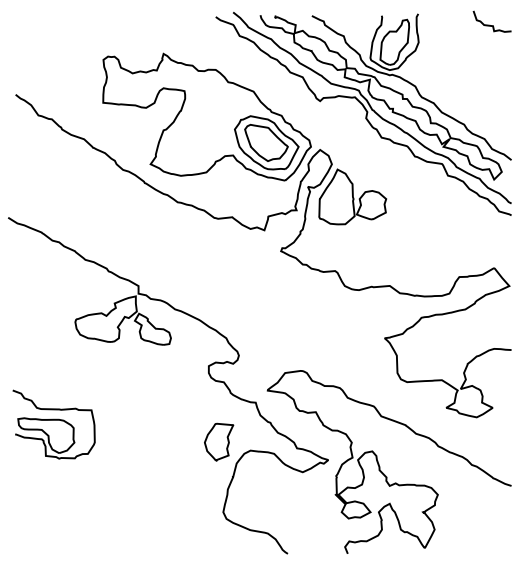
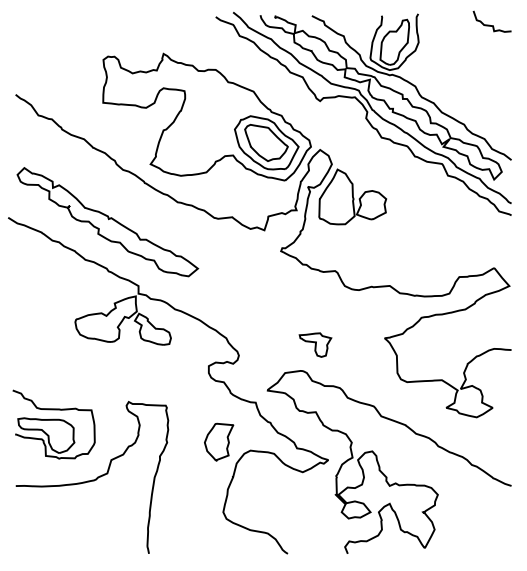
part: none -> present (107, 222)
part: none -> present (315, 344)
curve: none -> present (92, 479)
